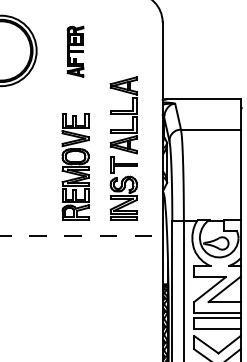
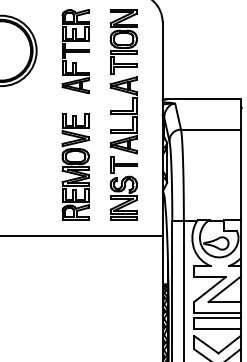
part: none -> present (123, 41)
part size: 19x53 px -> 29x86 px (75, 51)
line: dashed -> solid (81, 235)
